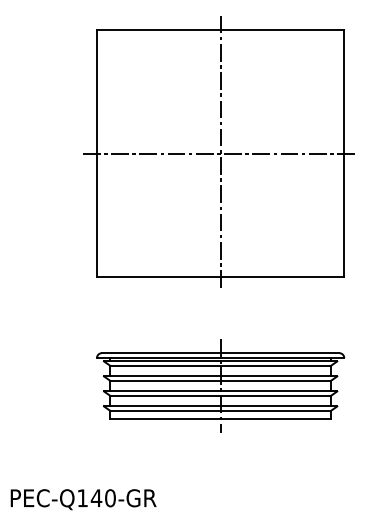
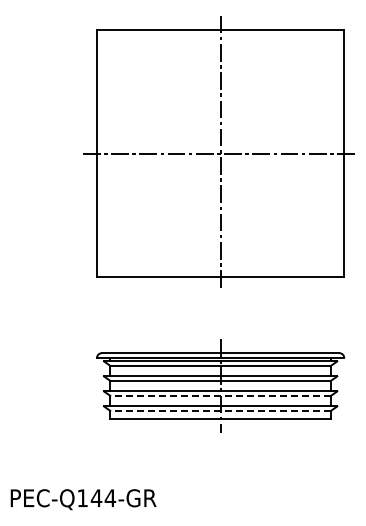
line: solid -> dashed (220, 395)
line: solid -> dashed (220, 410)
text: PEC-Q140-GR -> PEC-Q144-GR (110, 498)
